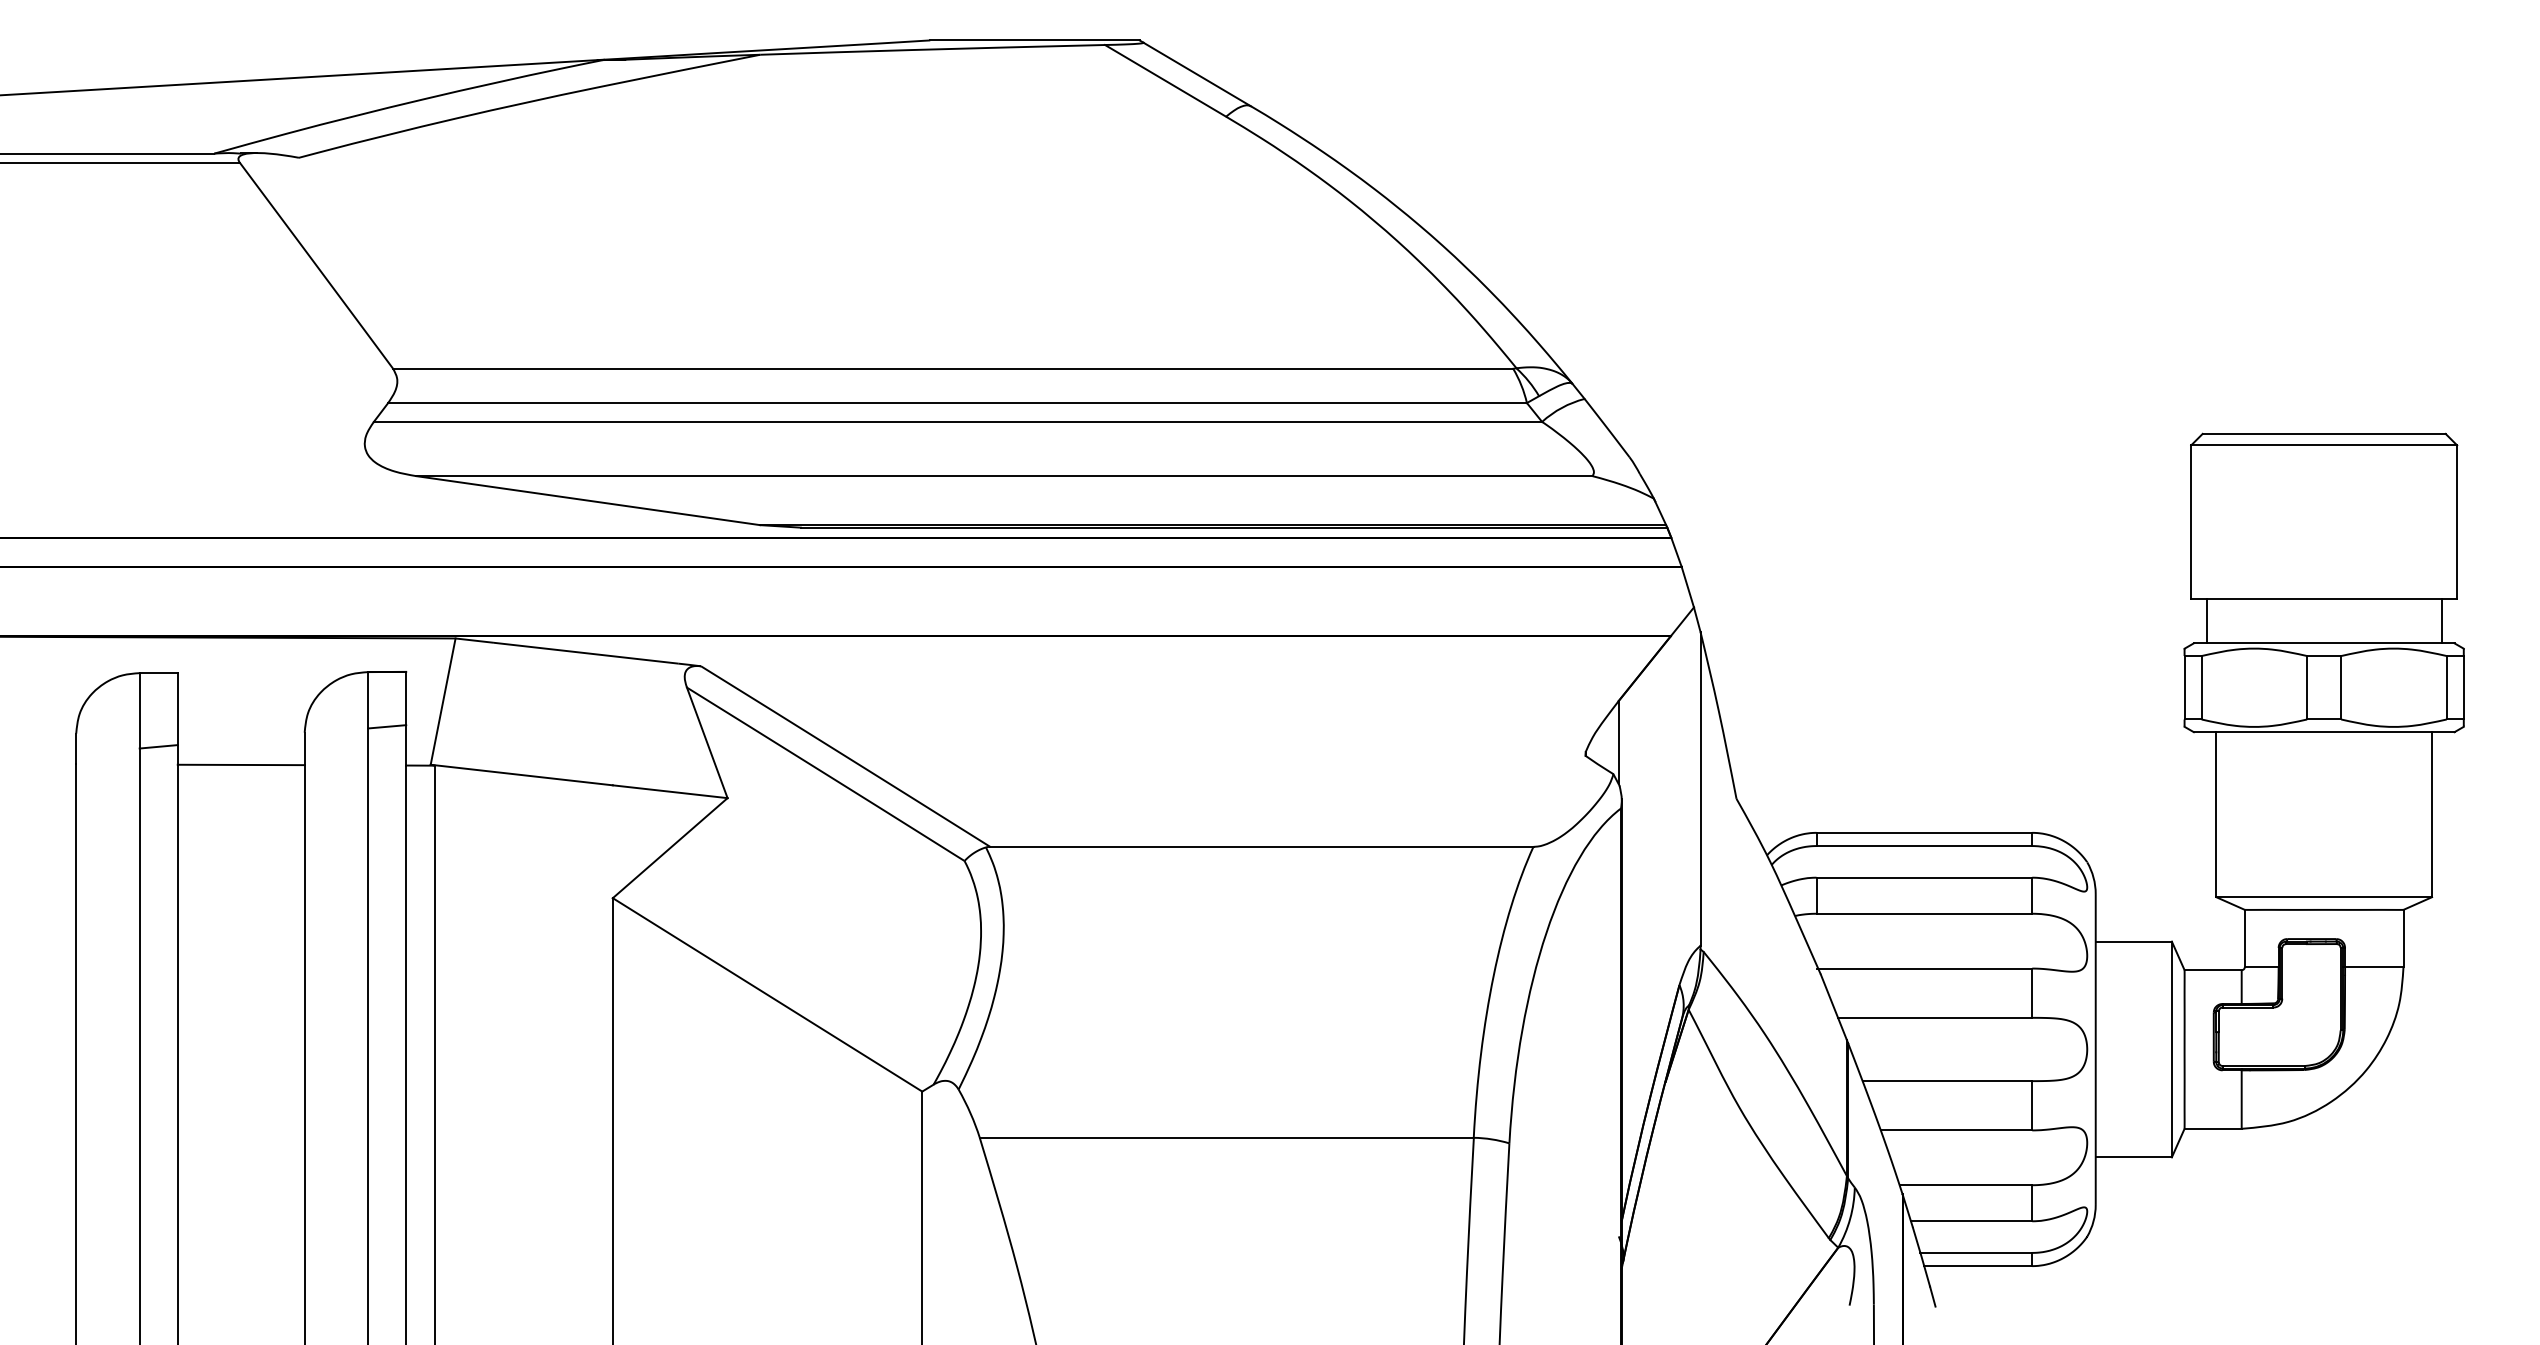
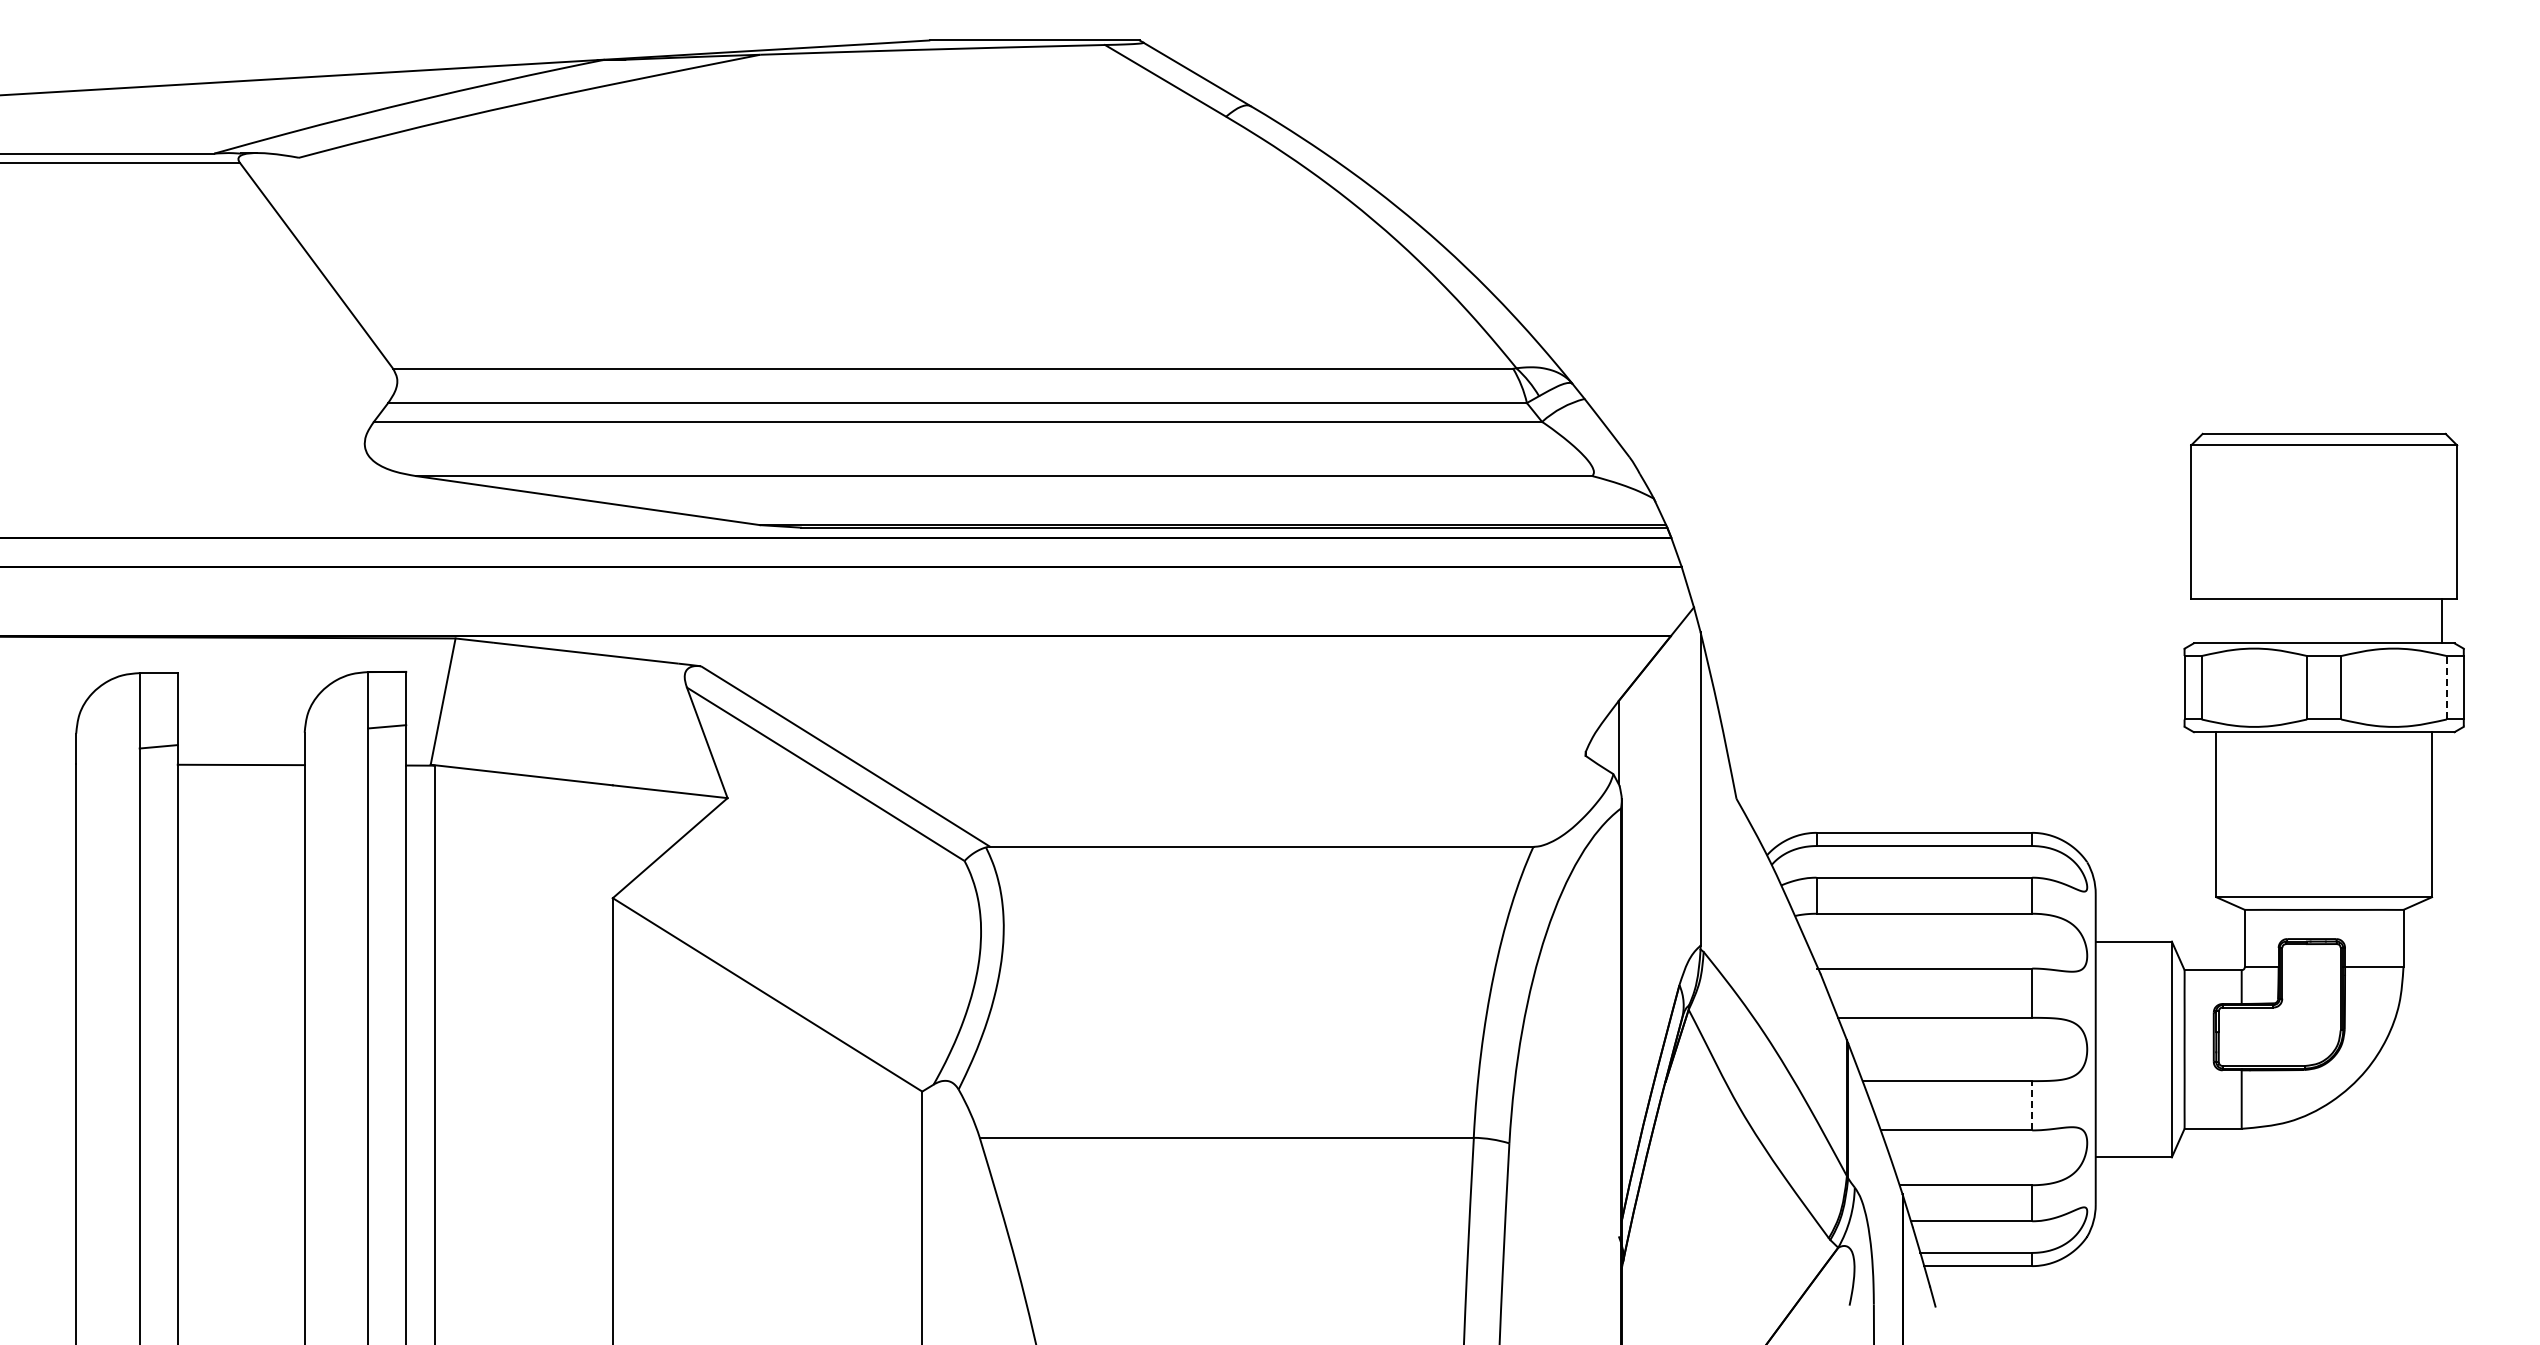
line: present -> none (2206, 620)
line: solid -> dashed (2446, 687)
line: solid -> dashed (2032, 1105)
